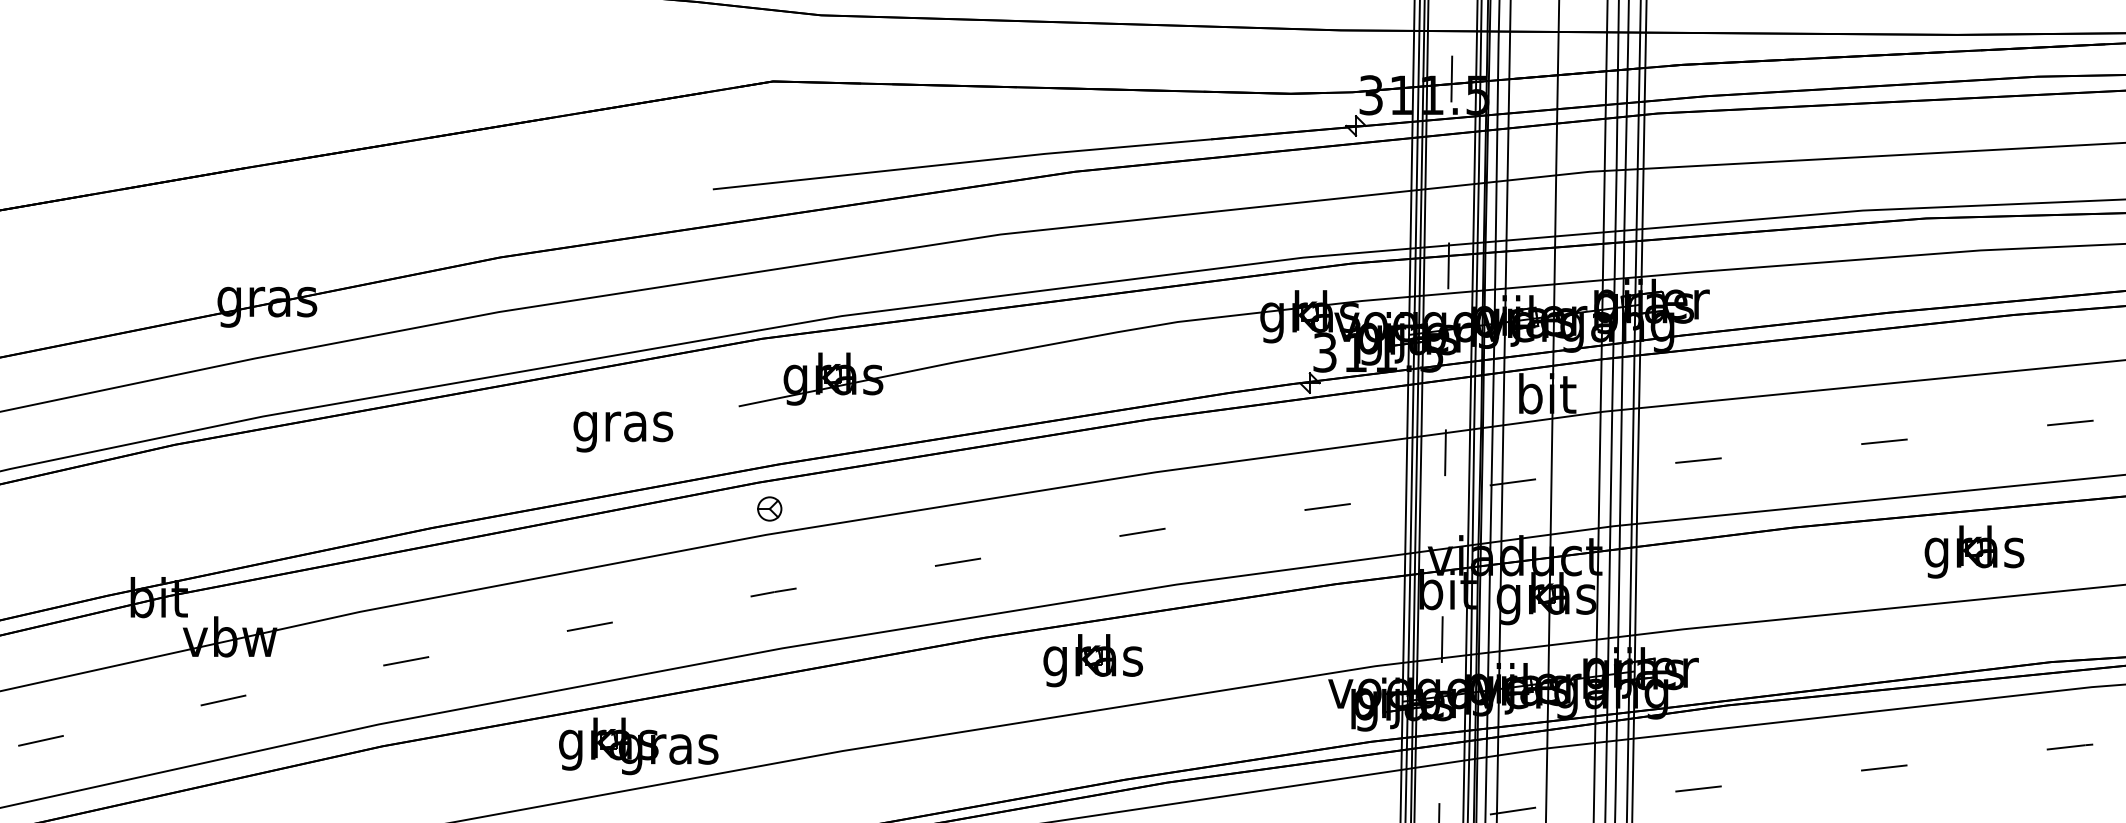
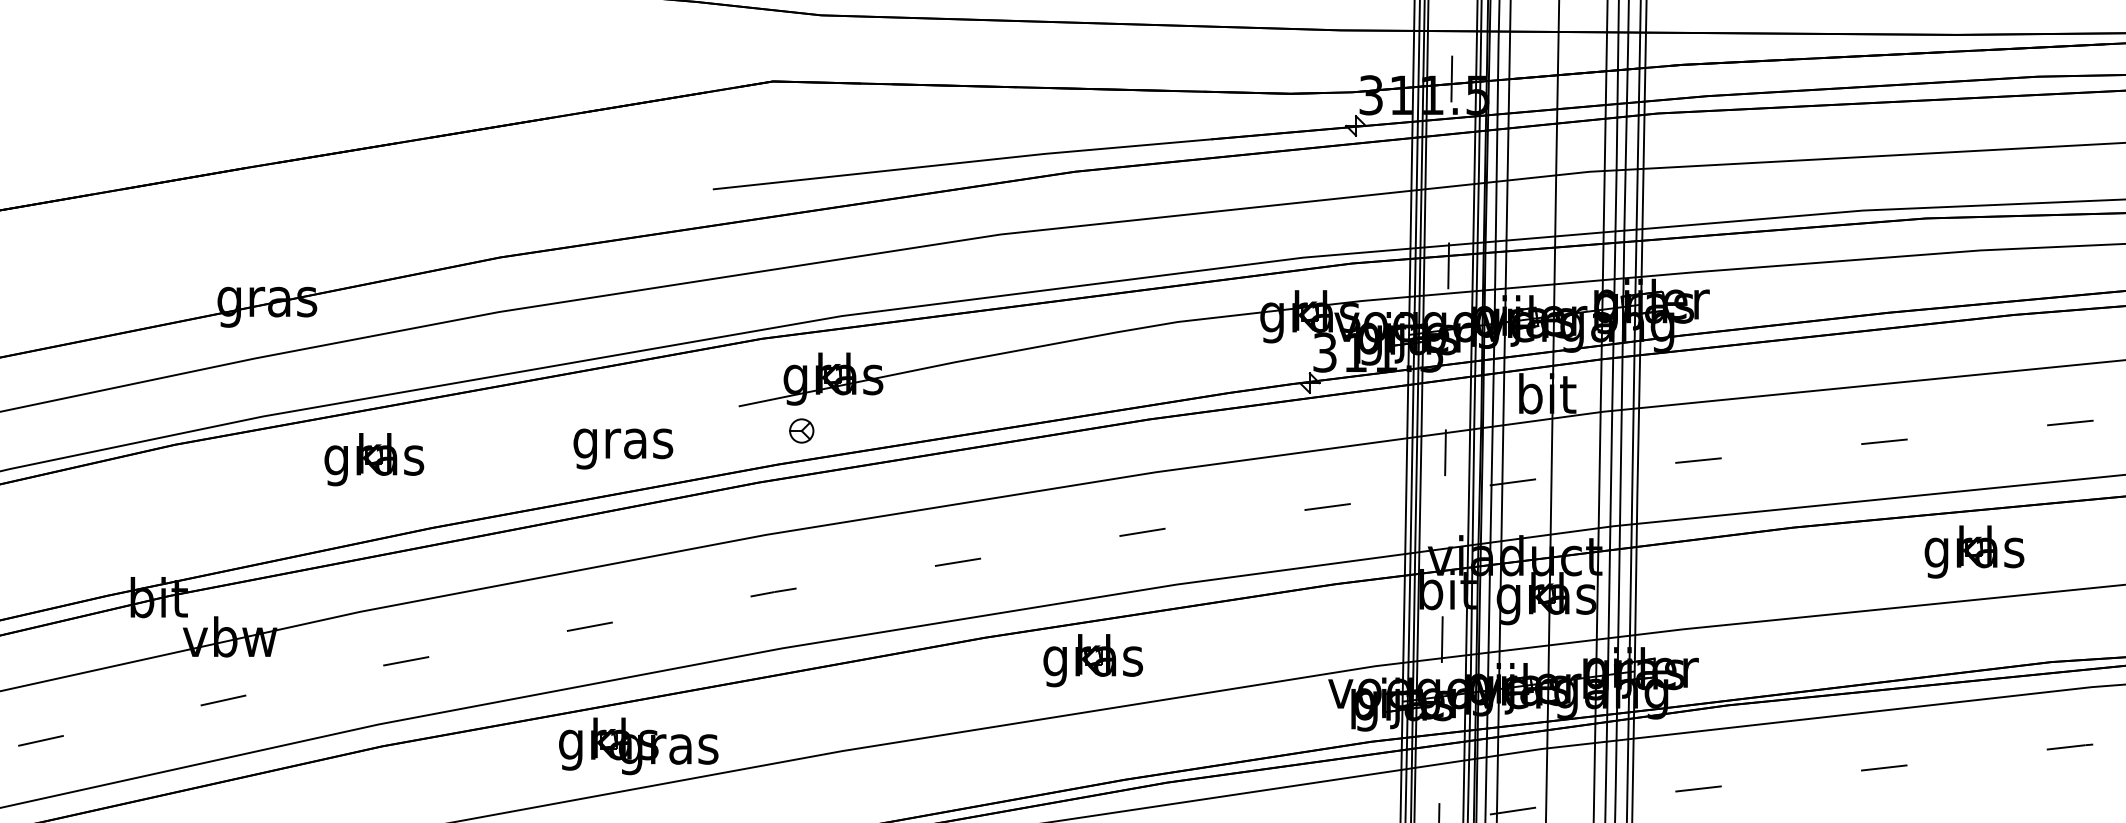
text position: (623, 431) -> (623, 448) (623, 448)
part: none -> present (374, 459)
part position: (769, 508) -> (801, 430) (801, 430)
